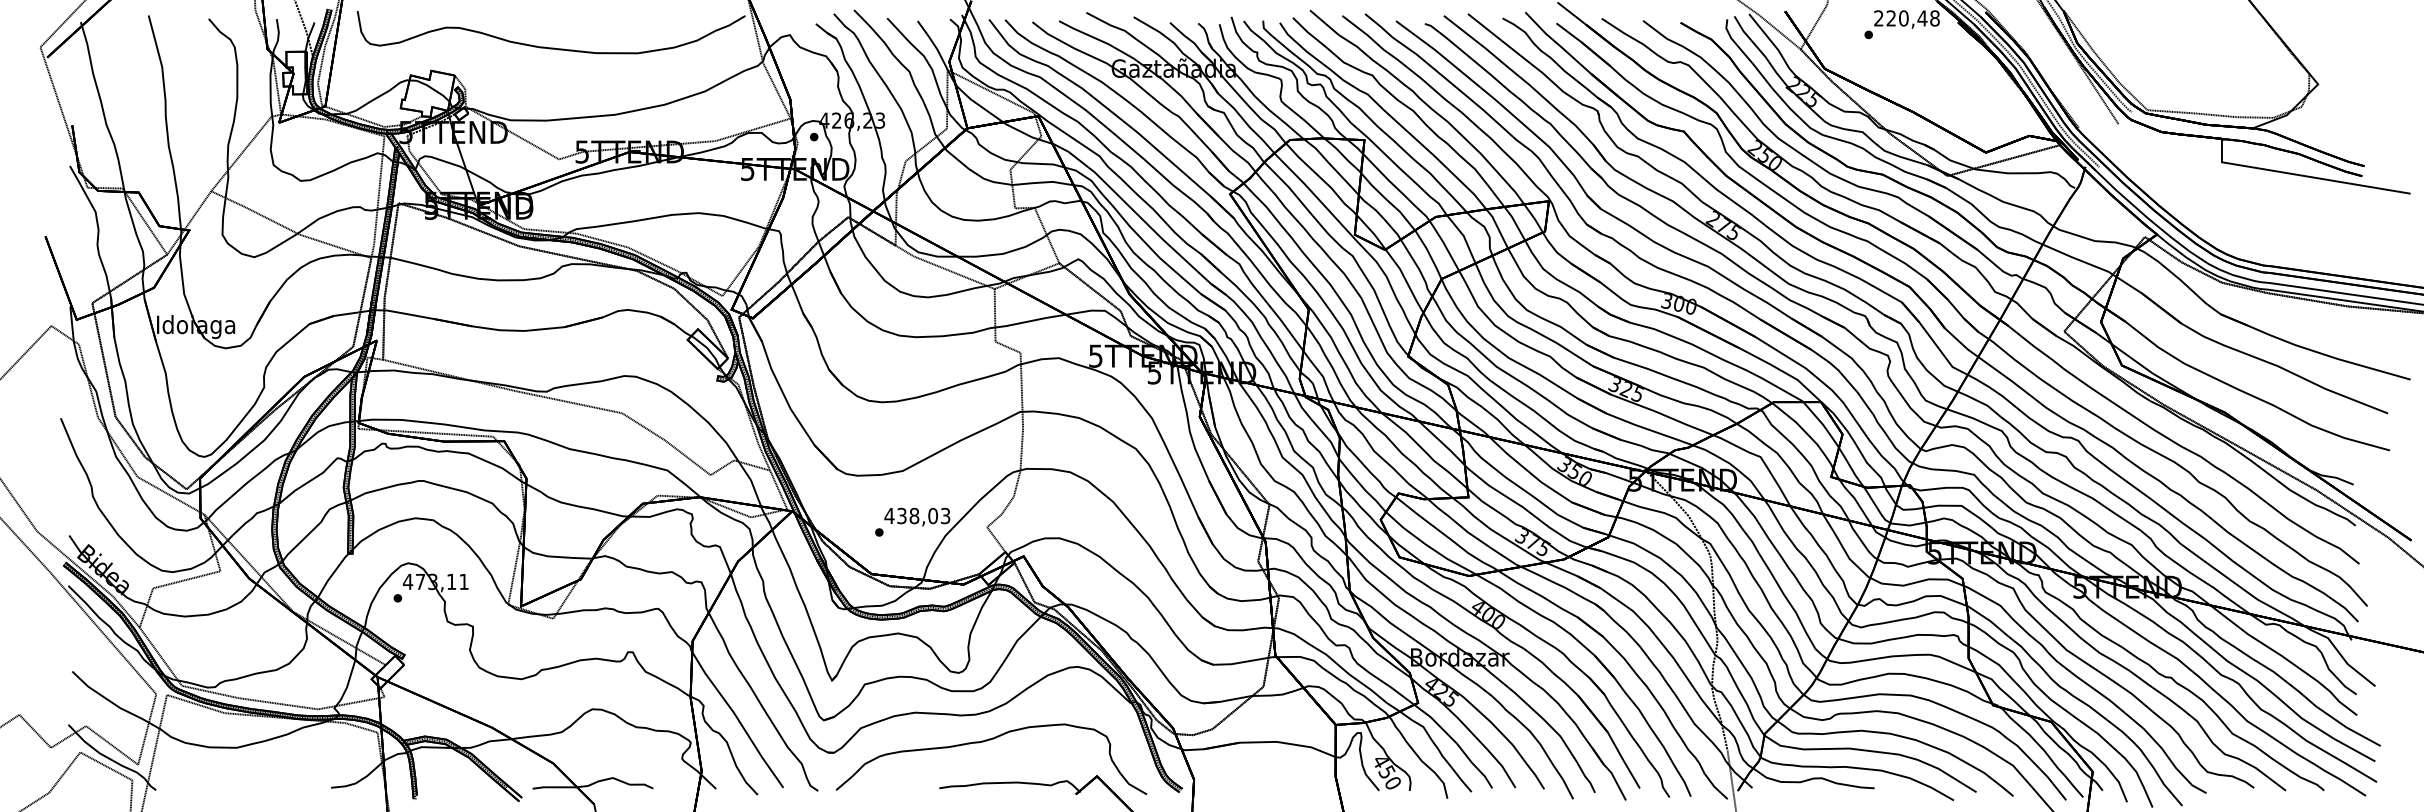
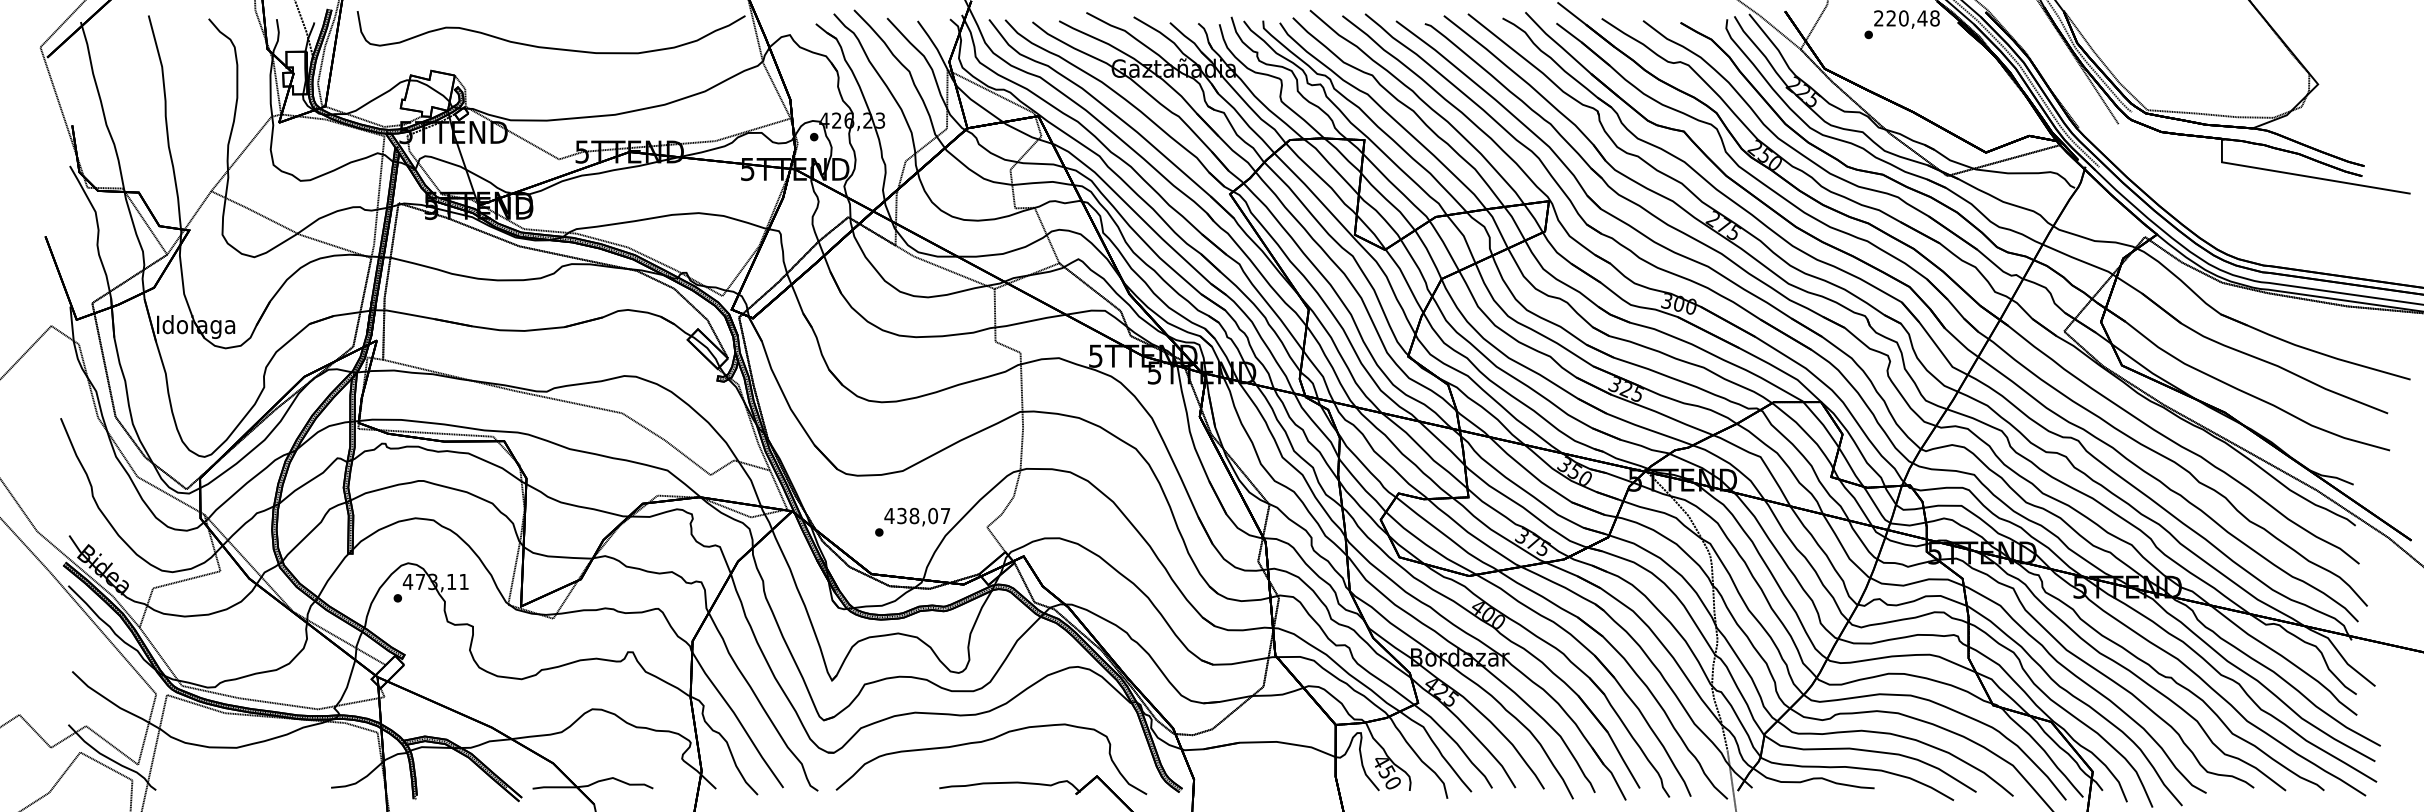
text: 438,03 -> 438,07 (945, 515)
